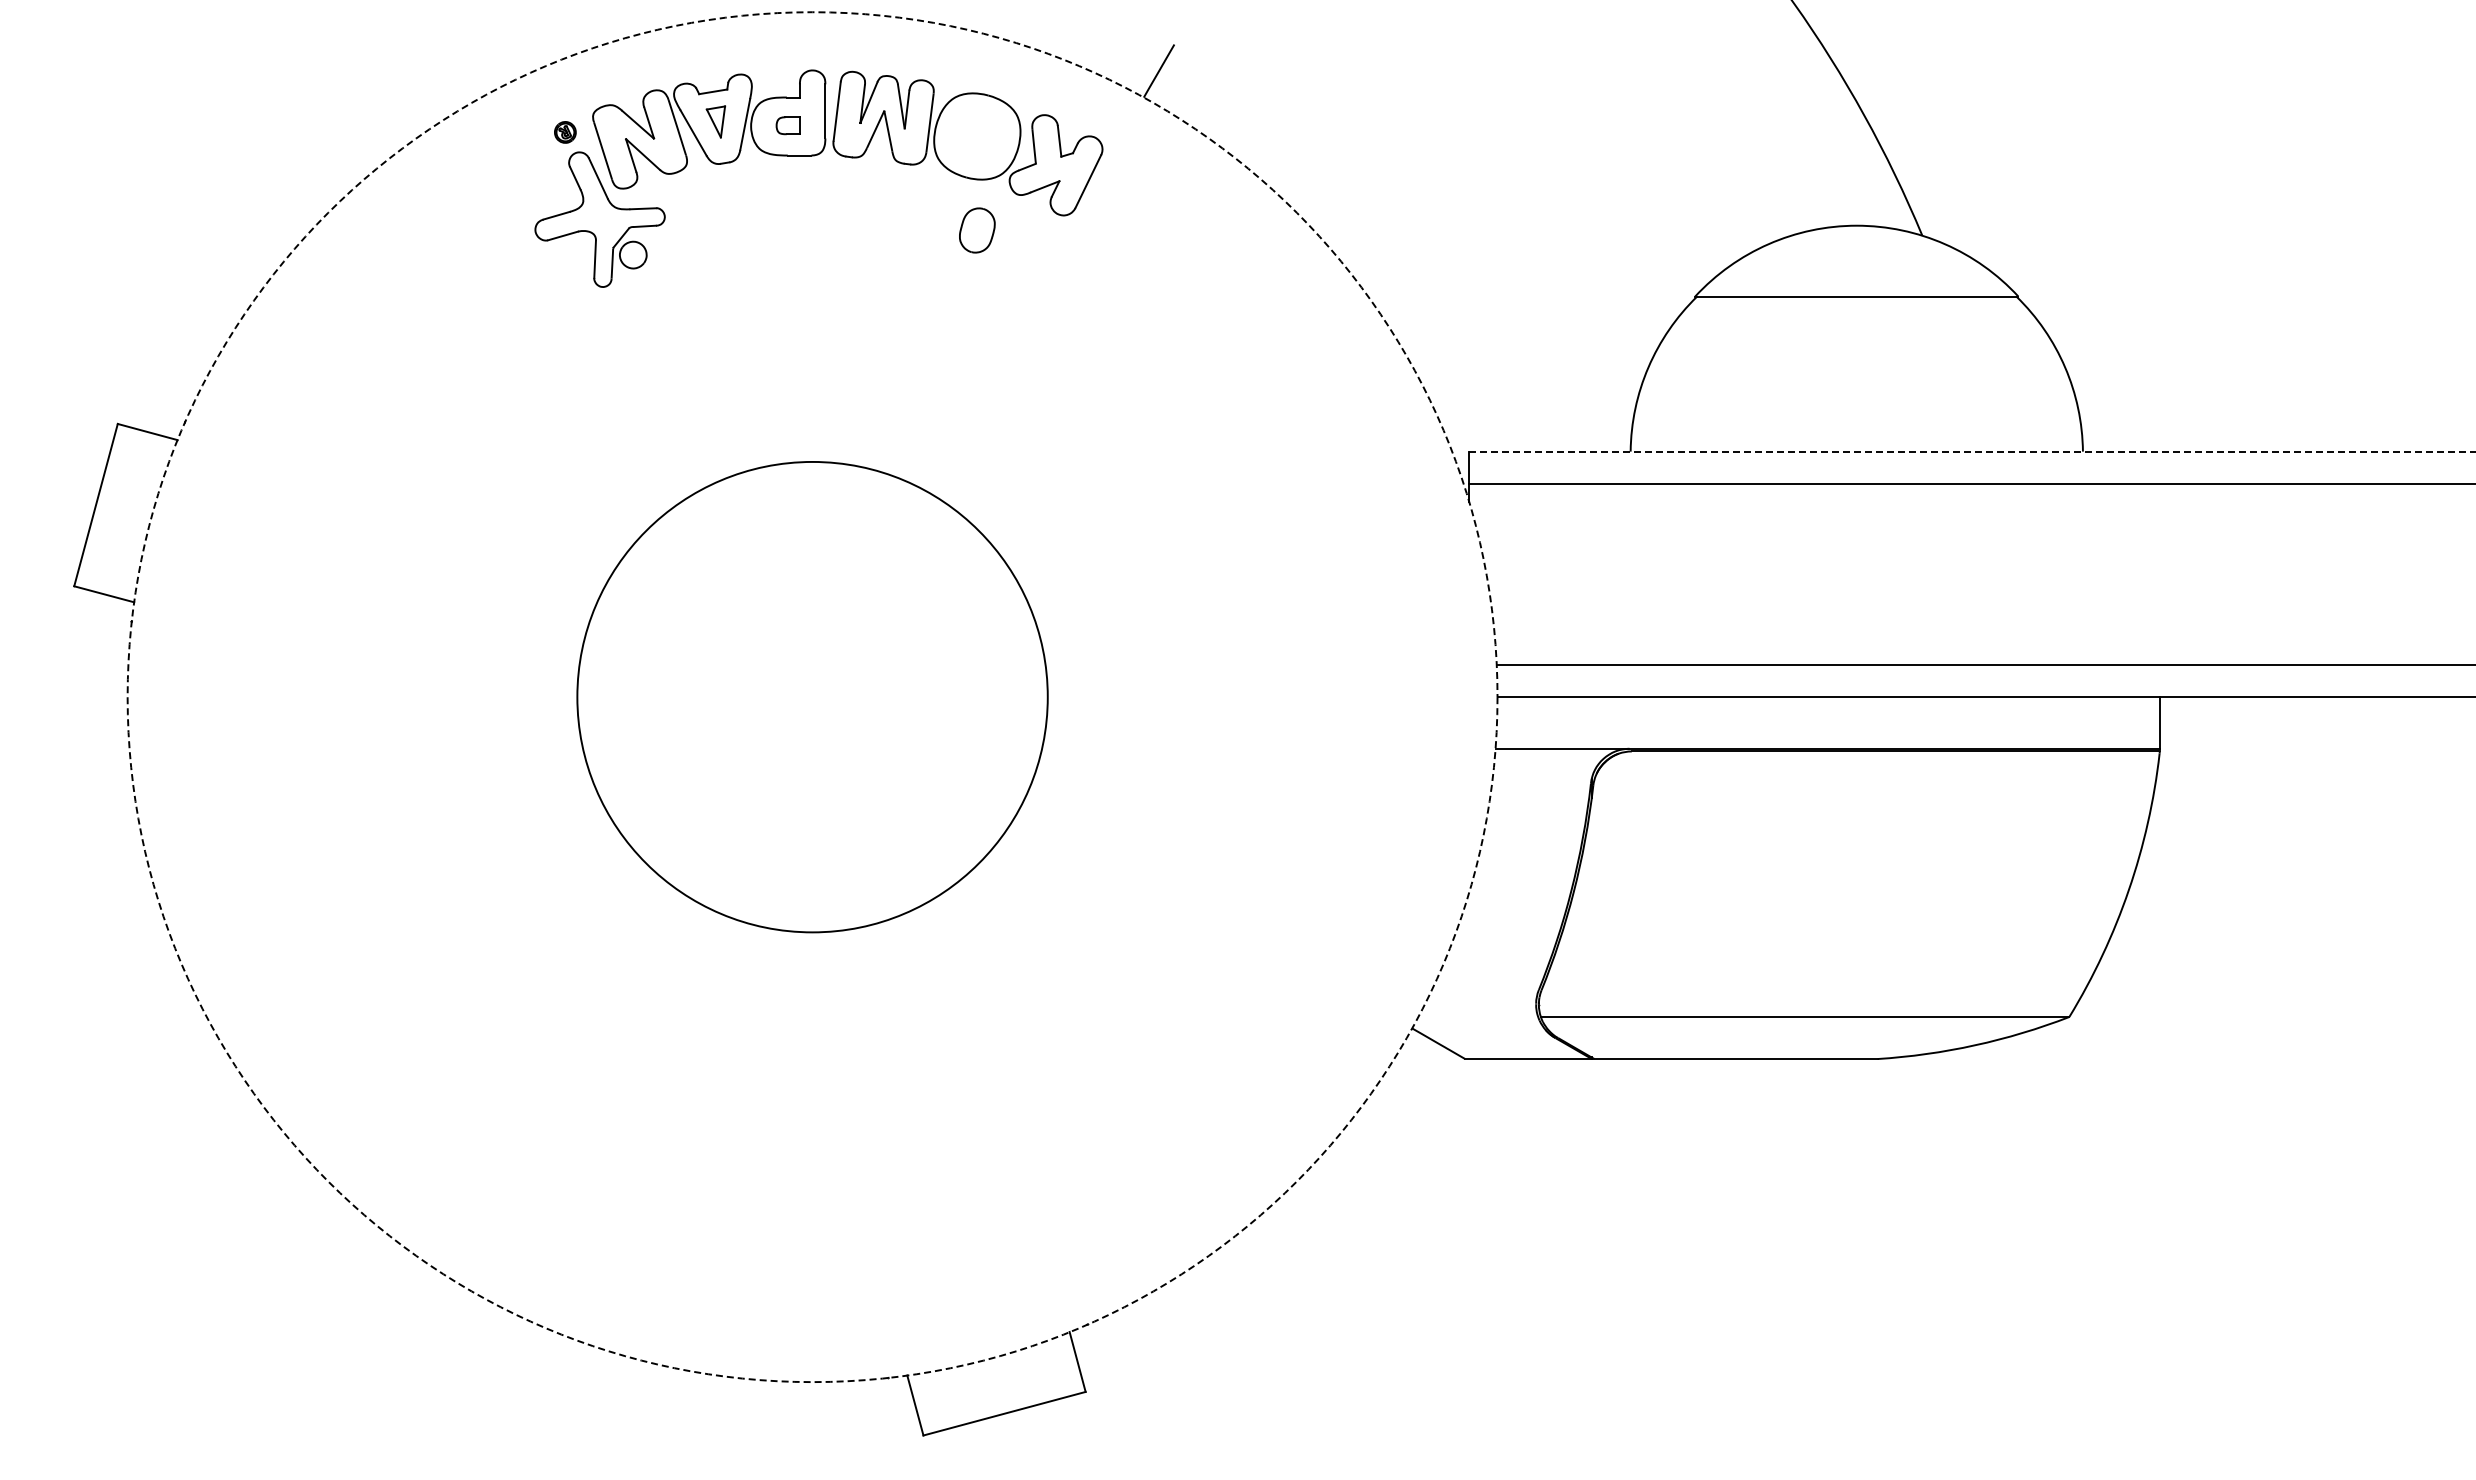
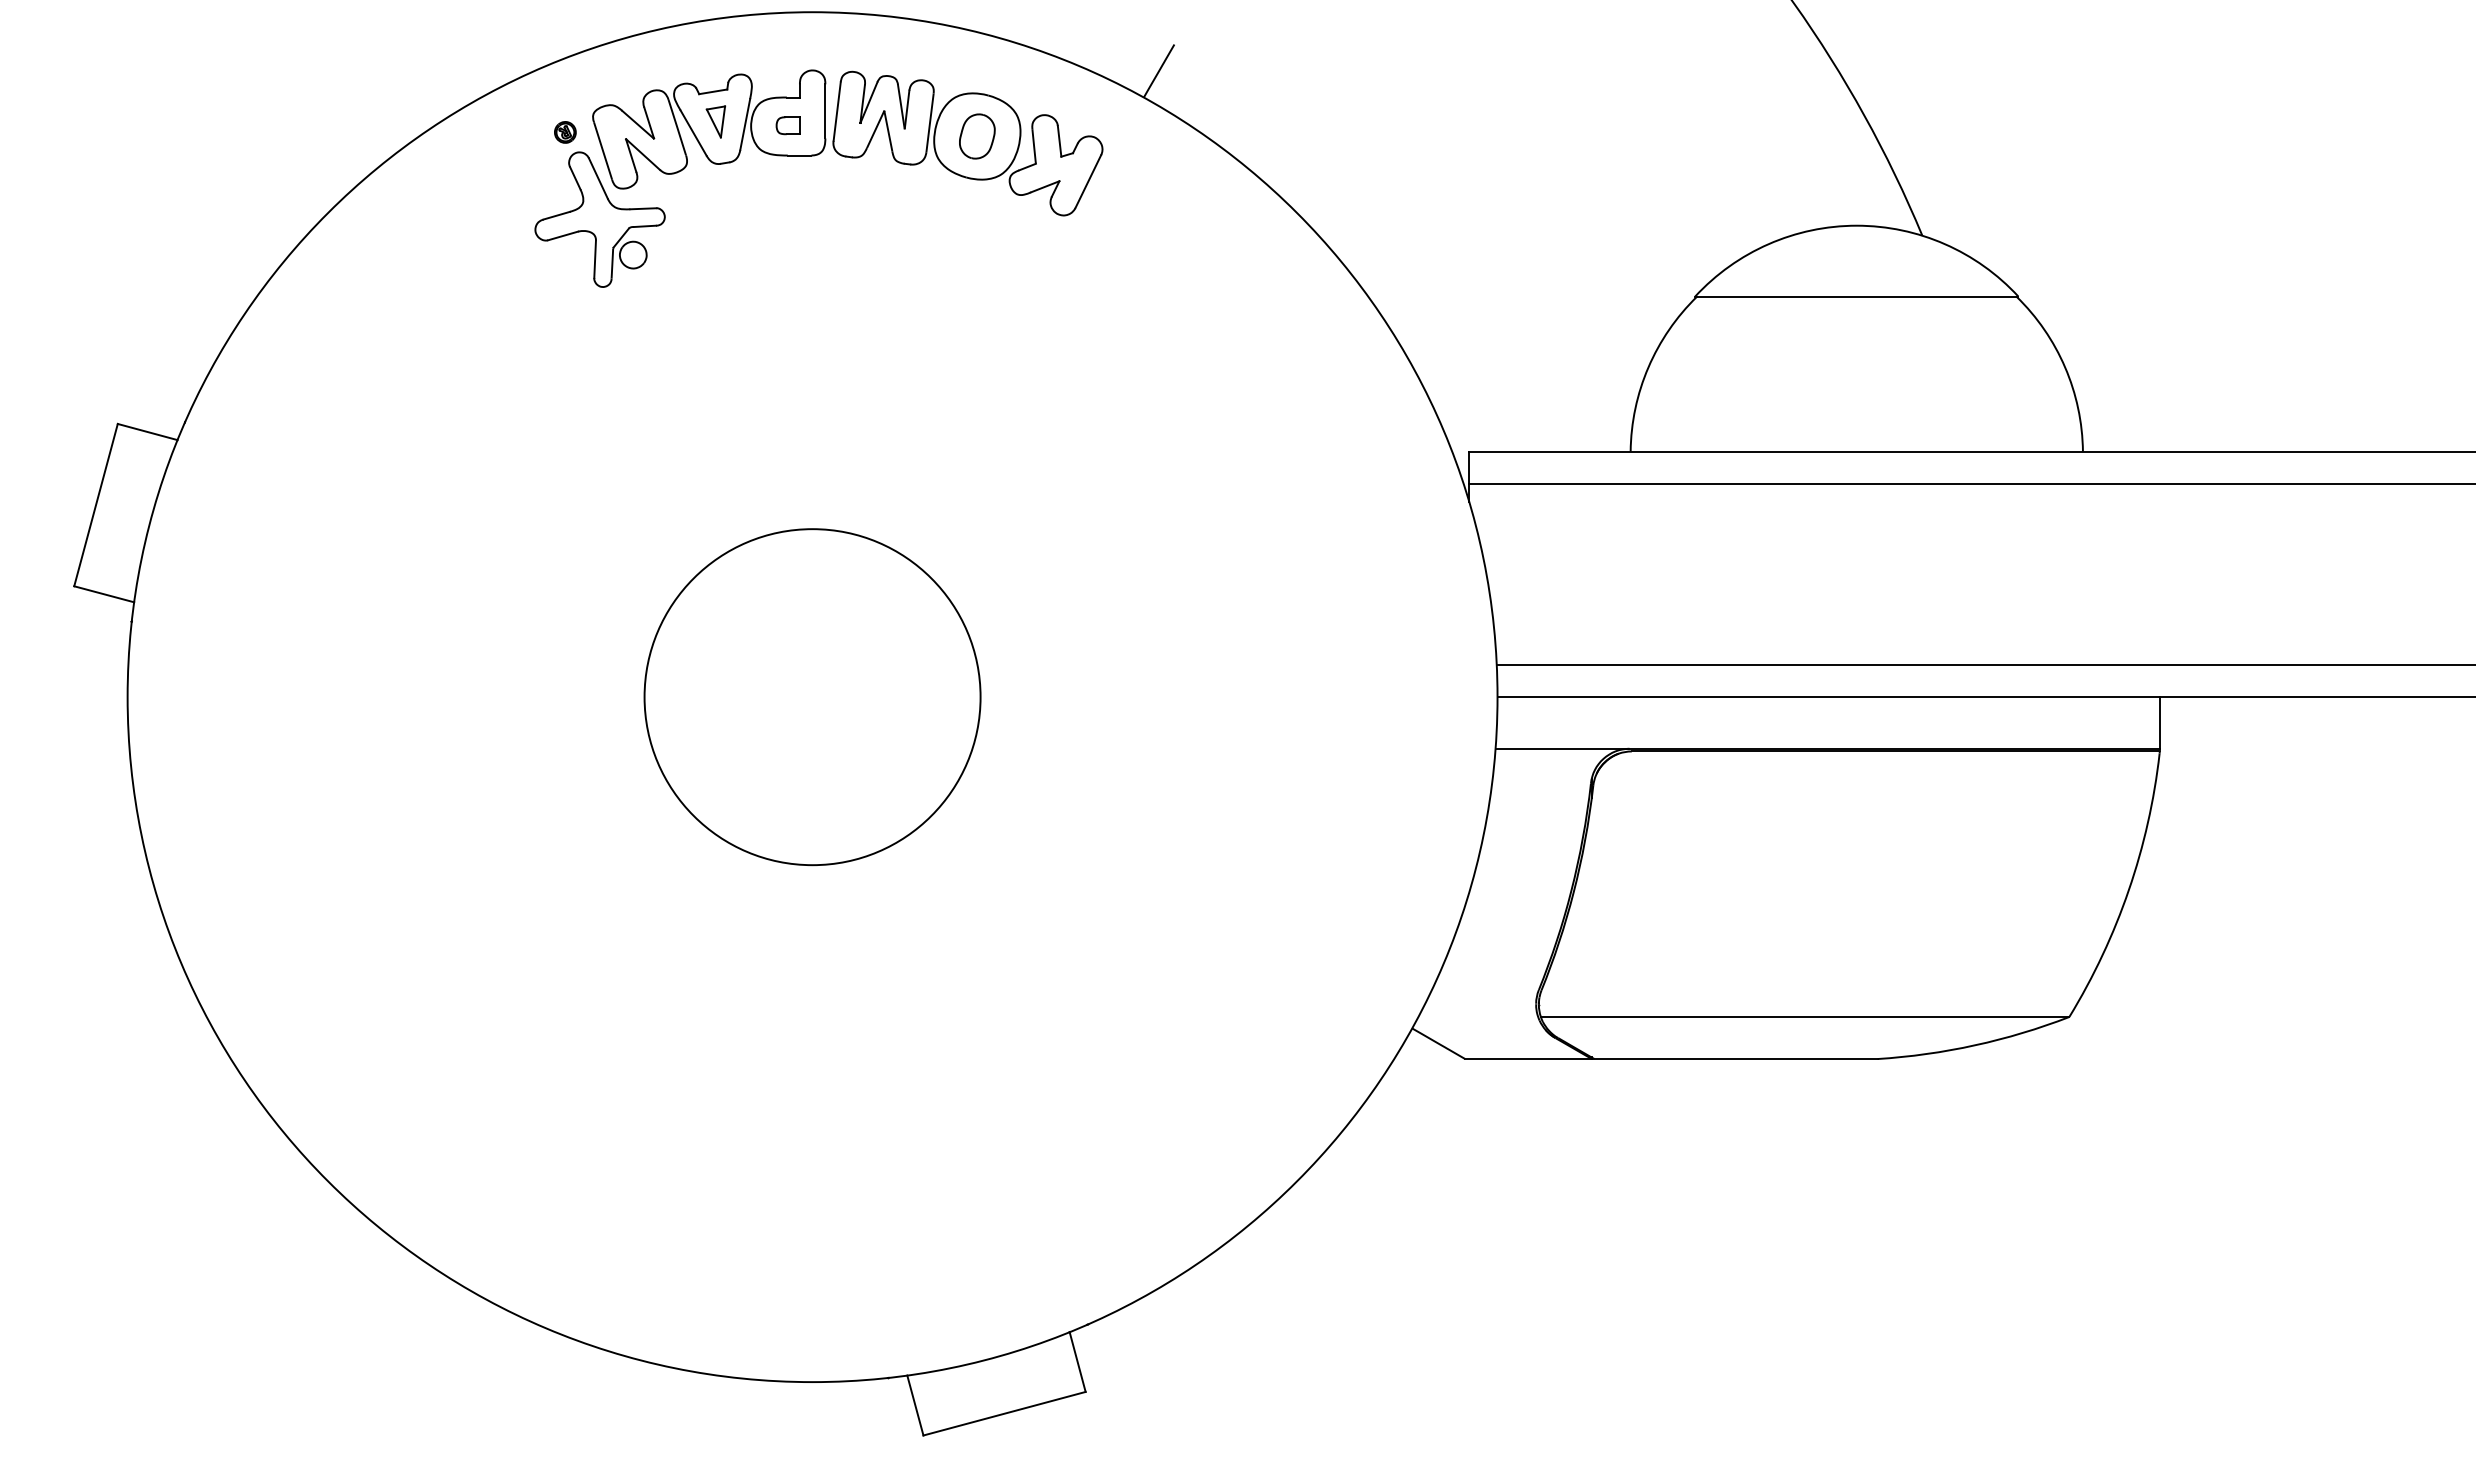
part position: (977, 230) -> (977, 136) (977, 136)
line: dashed -> solid (1973, 451)
circle diameter: 470 px -> 336 px (812, 697)
circle: dashed -> solid (812, 697)
